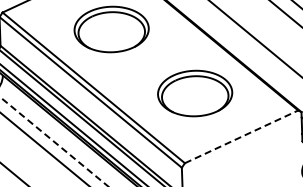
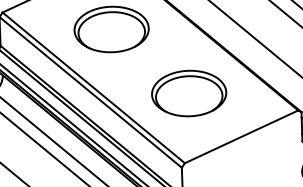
part position: (195, 93) -> (189, 93) (189, 93)
line: dashed -> solid (242, 136)
line: dashed -> solid (54, 141)
